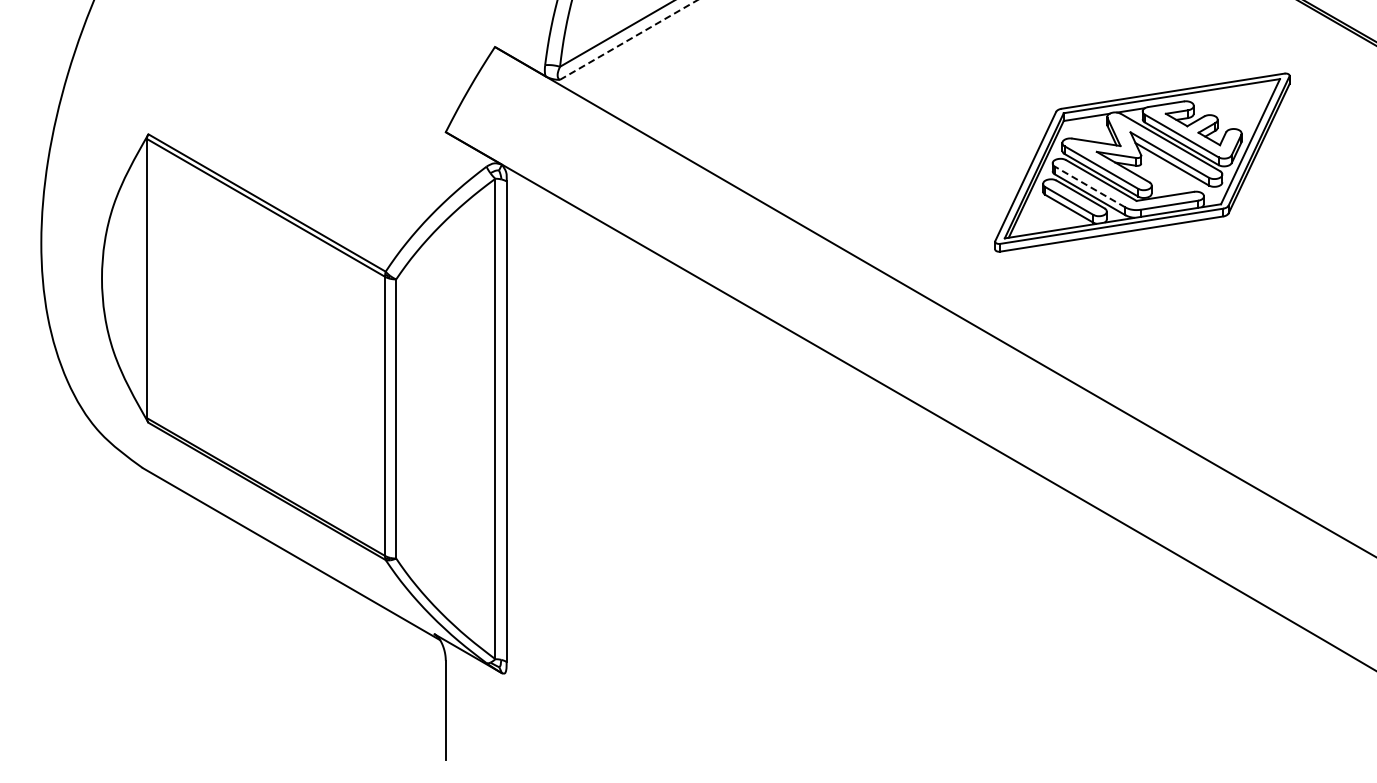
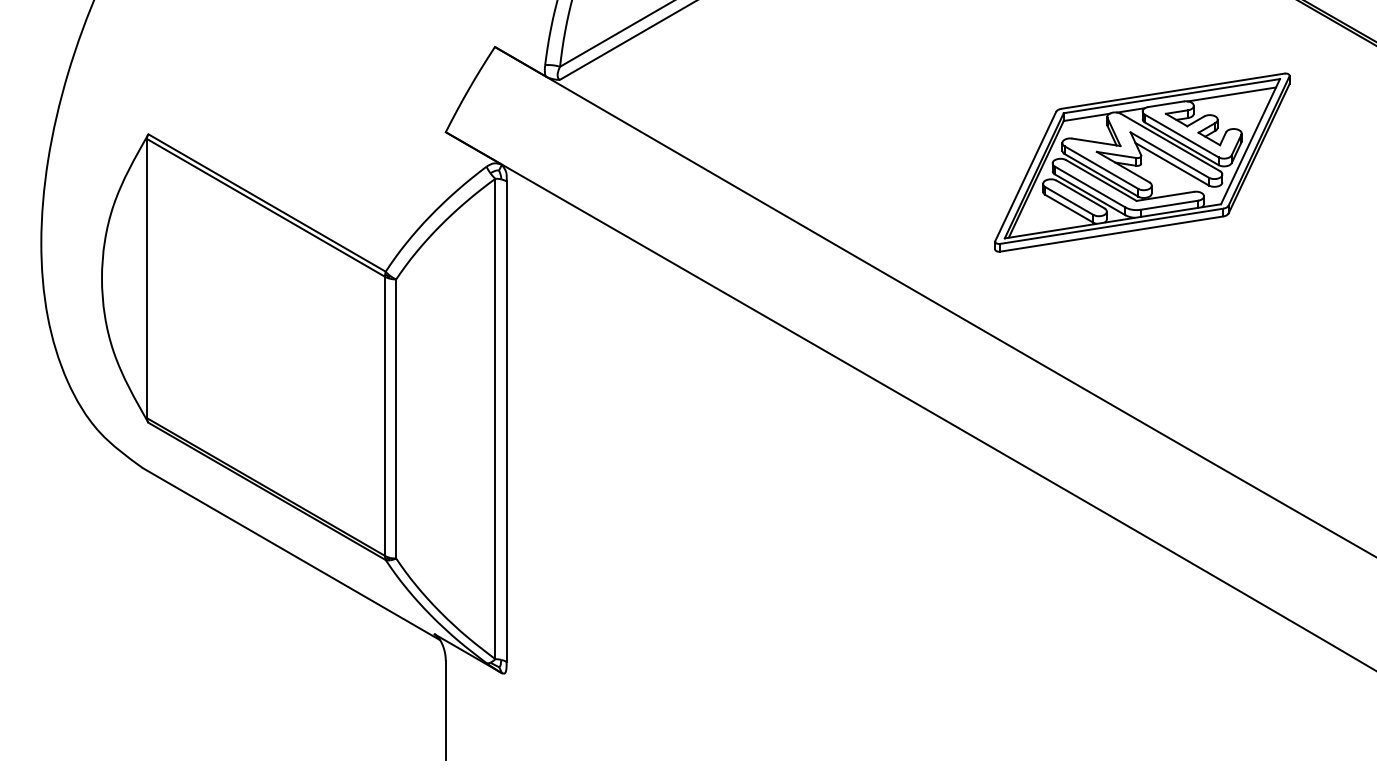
line: dashed -> solid (629, 39)
line: none -> present (1231, 94)
line: dashed -> solid (1090, 187)
